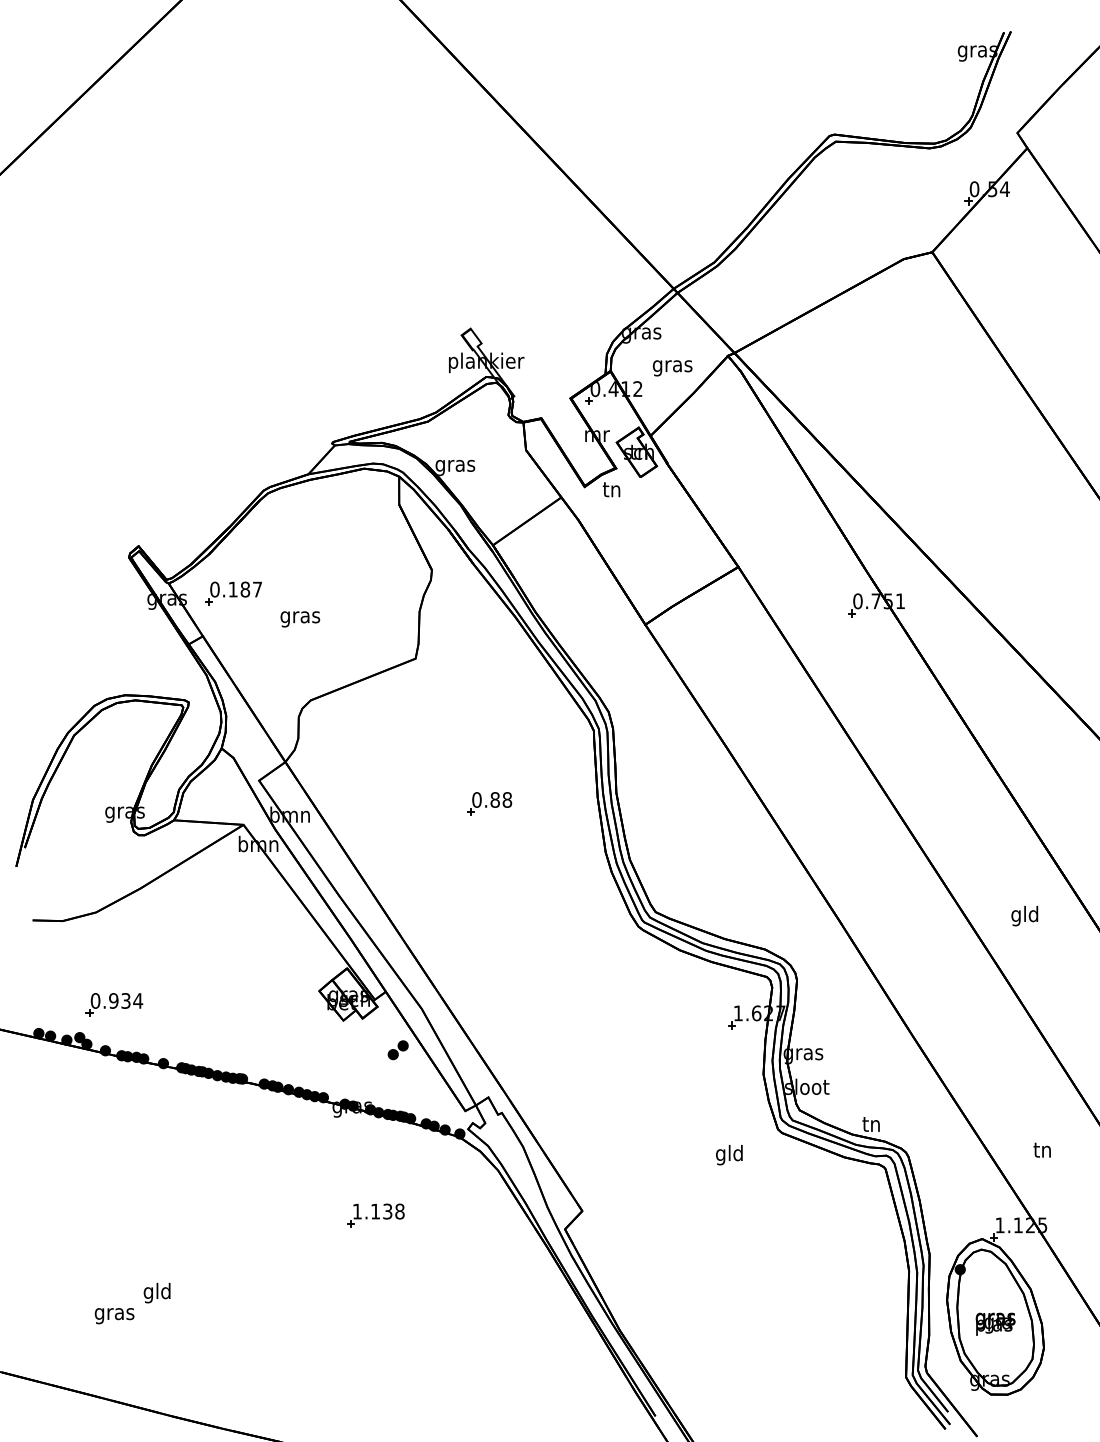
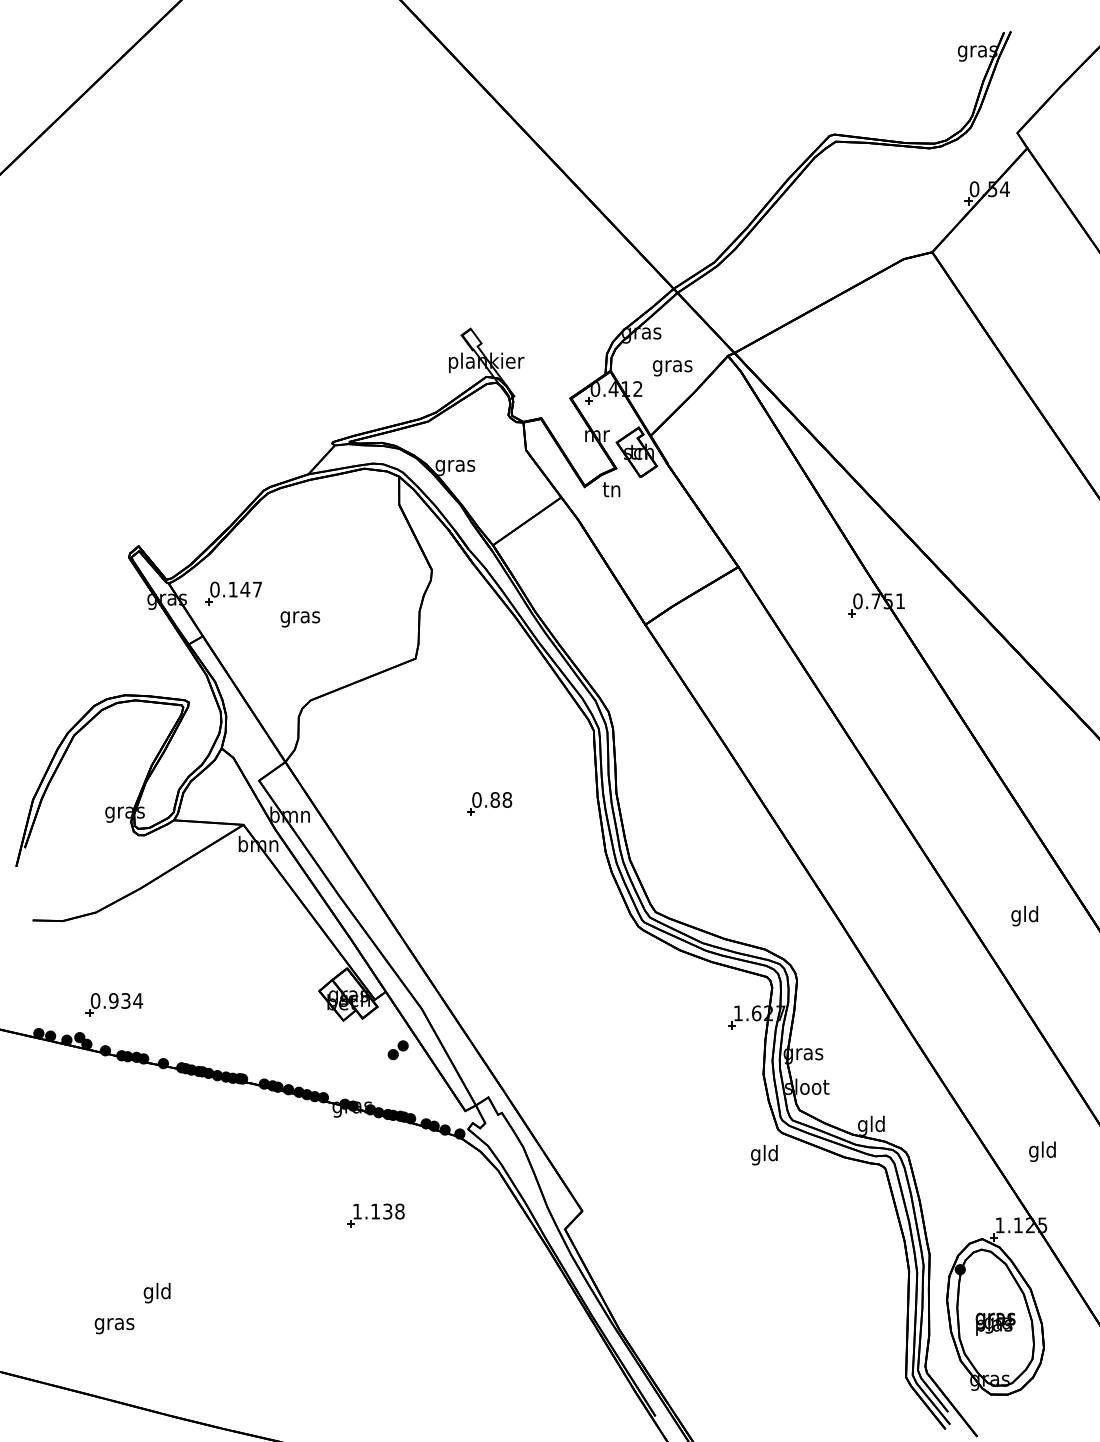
text: 0.187 -> 0.147 (245, 589)
text: tn -> gld (871, 1125)
text: tn -> gld (1042, 1151)
text position: (729, 1155) -> (764, 1155) (764, 1155)
text position: (114, 1316) -> (114, 1326) (114, 1326)
